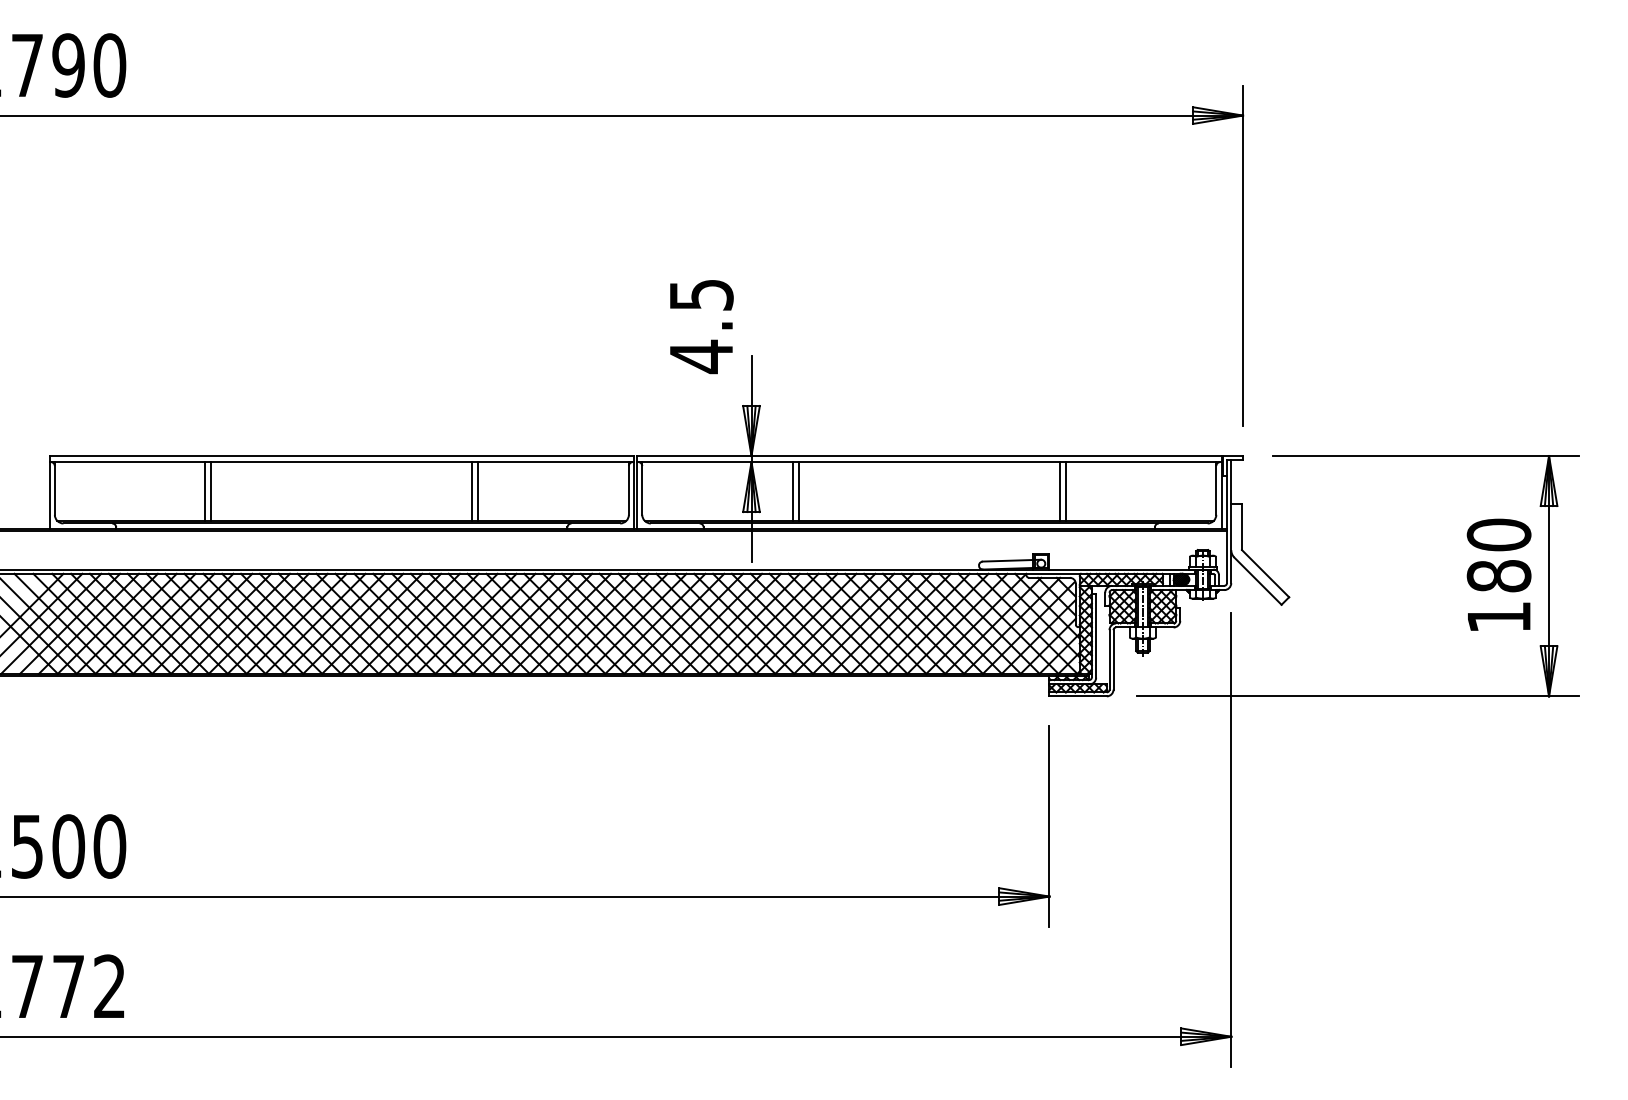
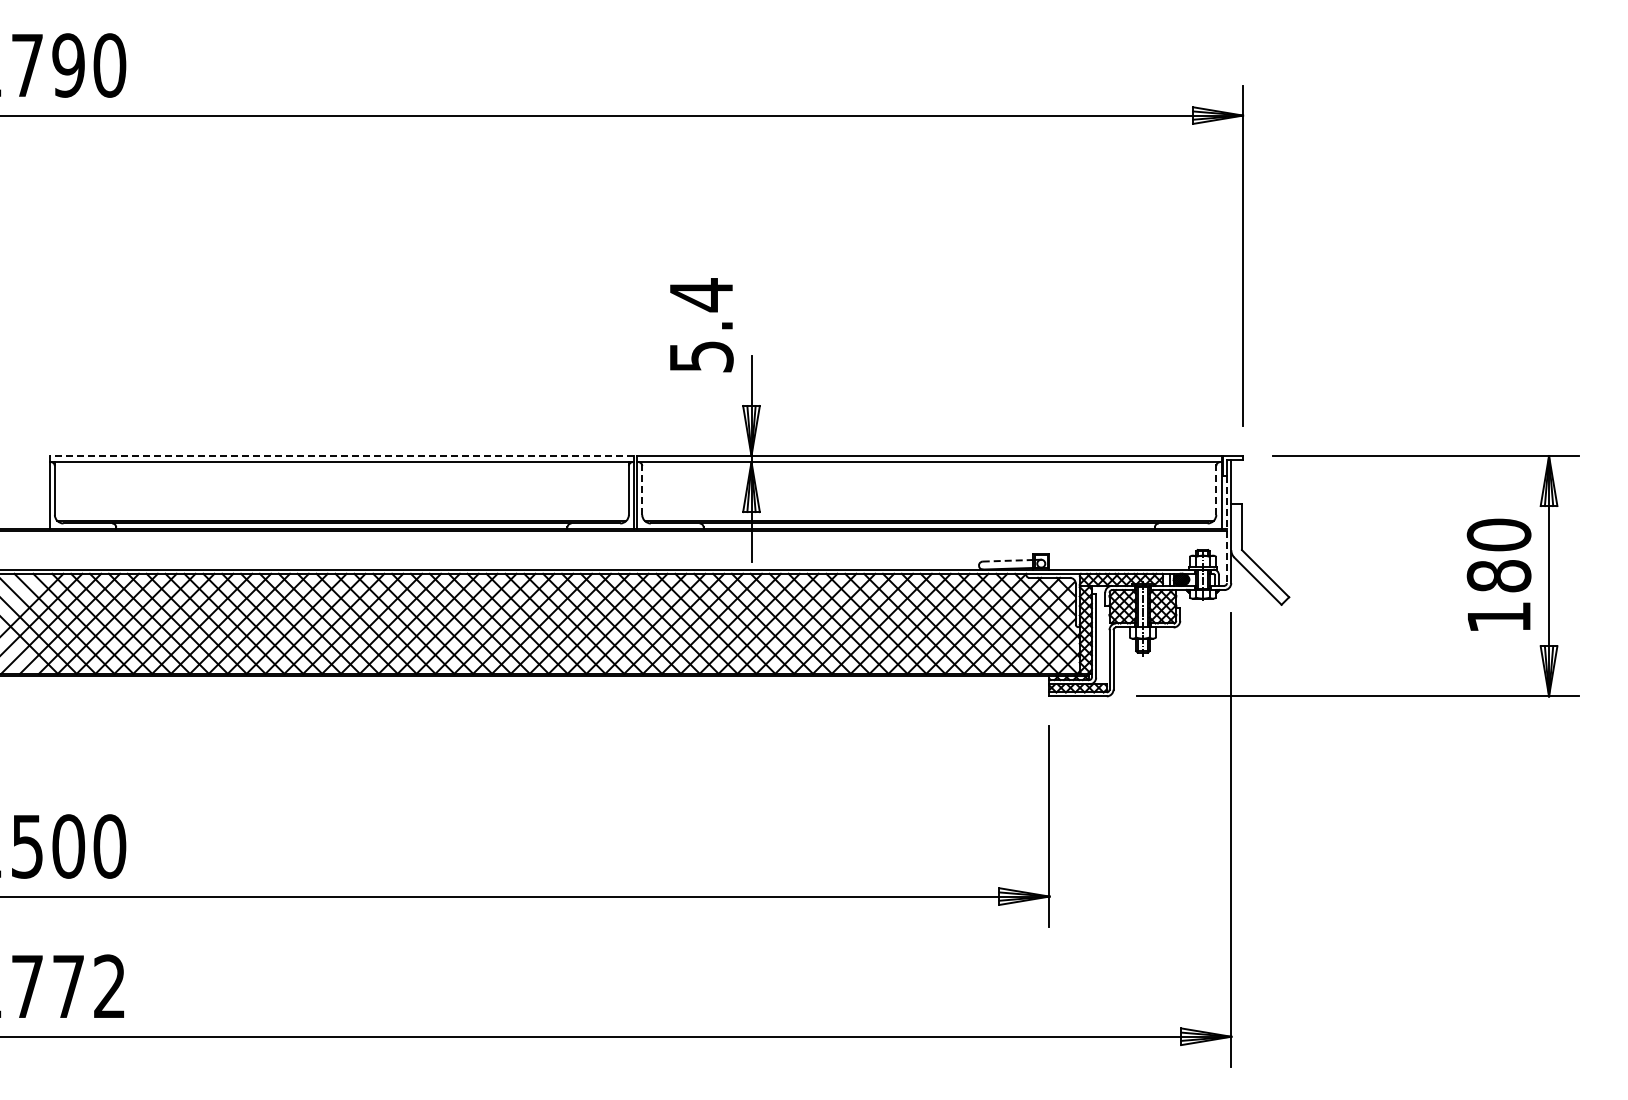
text: 4.5 -> 5.4 (701, 326)
line: solid -> dashed (341, 456)
line: solid -> dashed (642, 487)
line: solid -> dashed (1216, 487)
line: present -> none (205, 491)
line: present -> none (211, 491)
line: present -> none (472, 491)
line: present -> none (478, 491)
line: present -> none (792, 491)
line: present -> none (798, 491)
line: present -> none (1059, 491)
line: present -> none (1065, 491)
line: solid -> dashed (1226, 529)
line: solid -> dashed (1008, 560)
